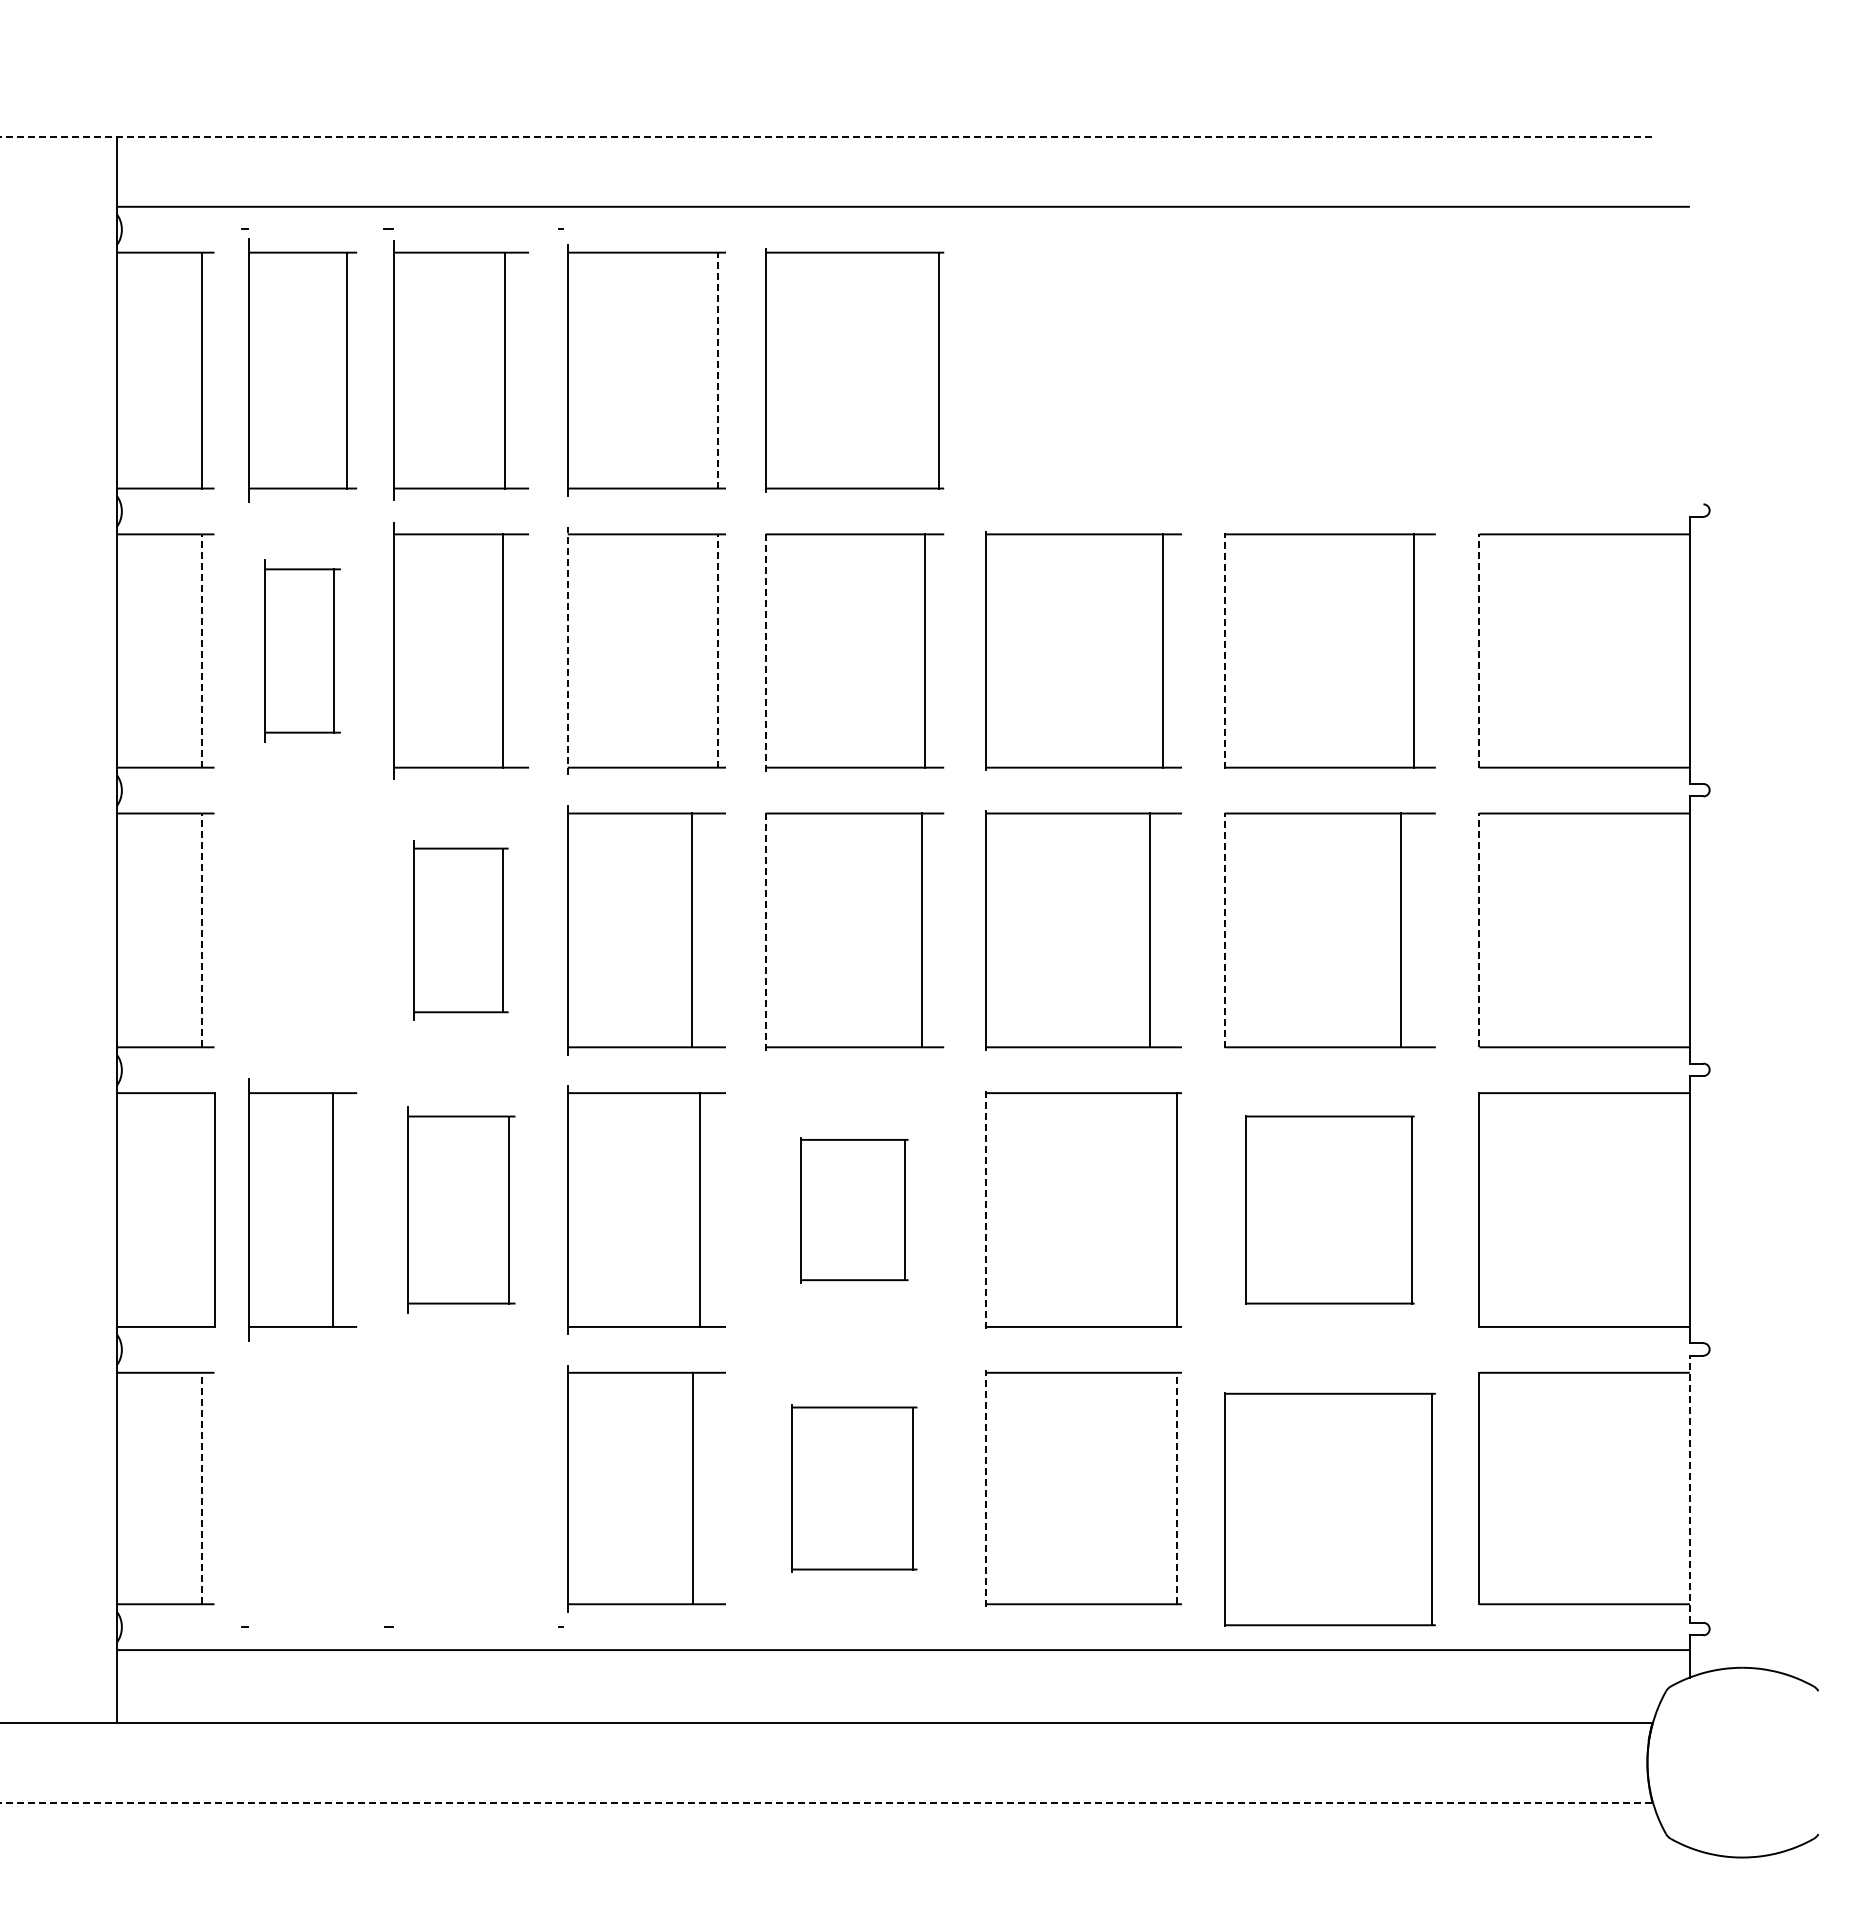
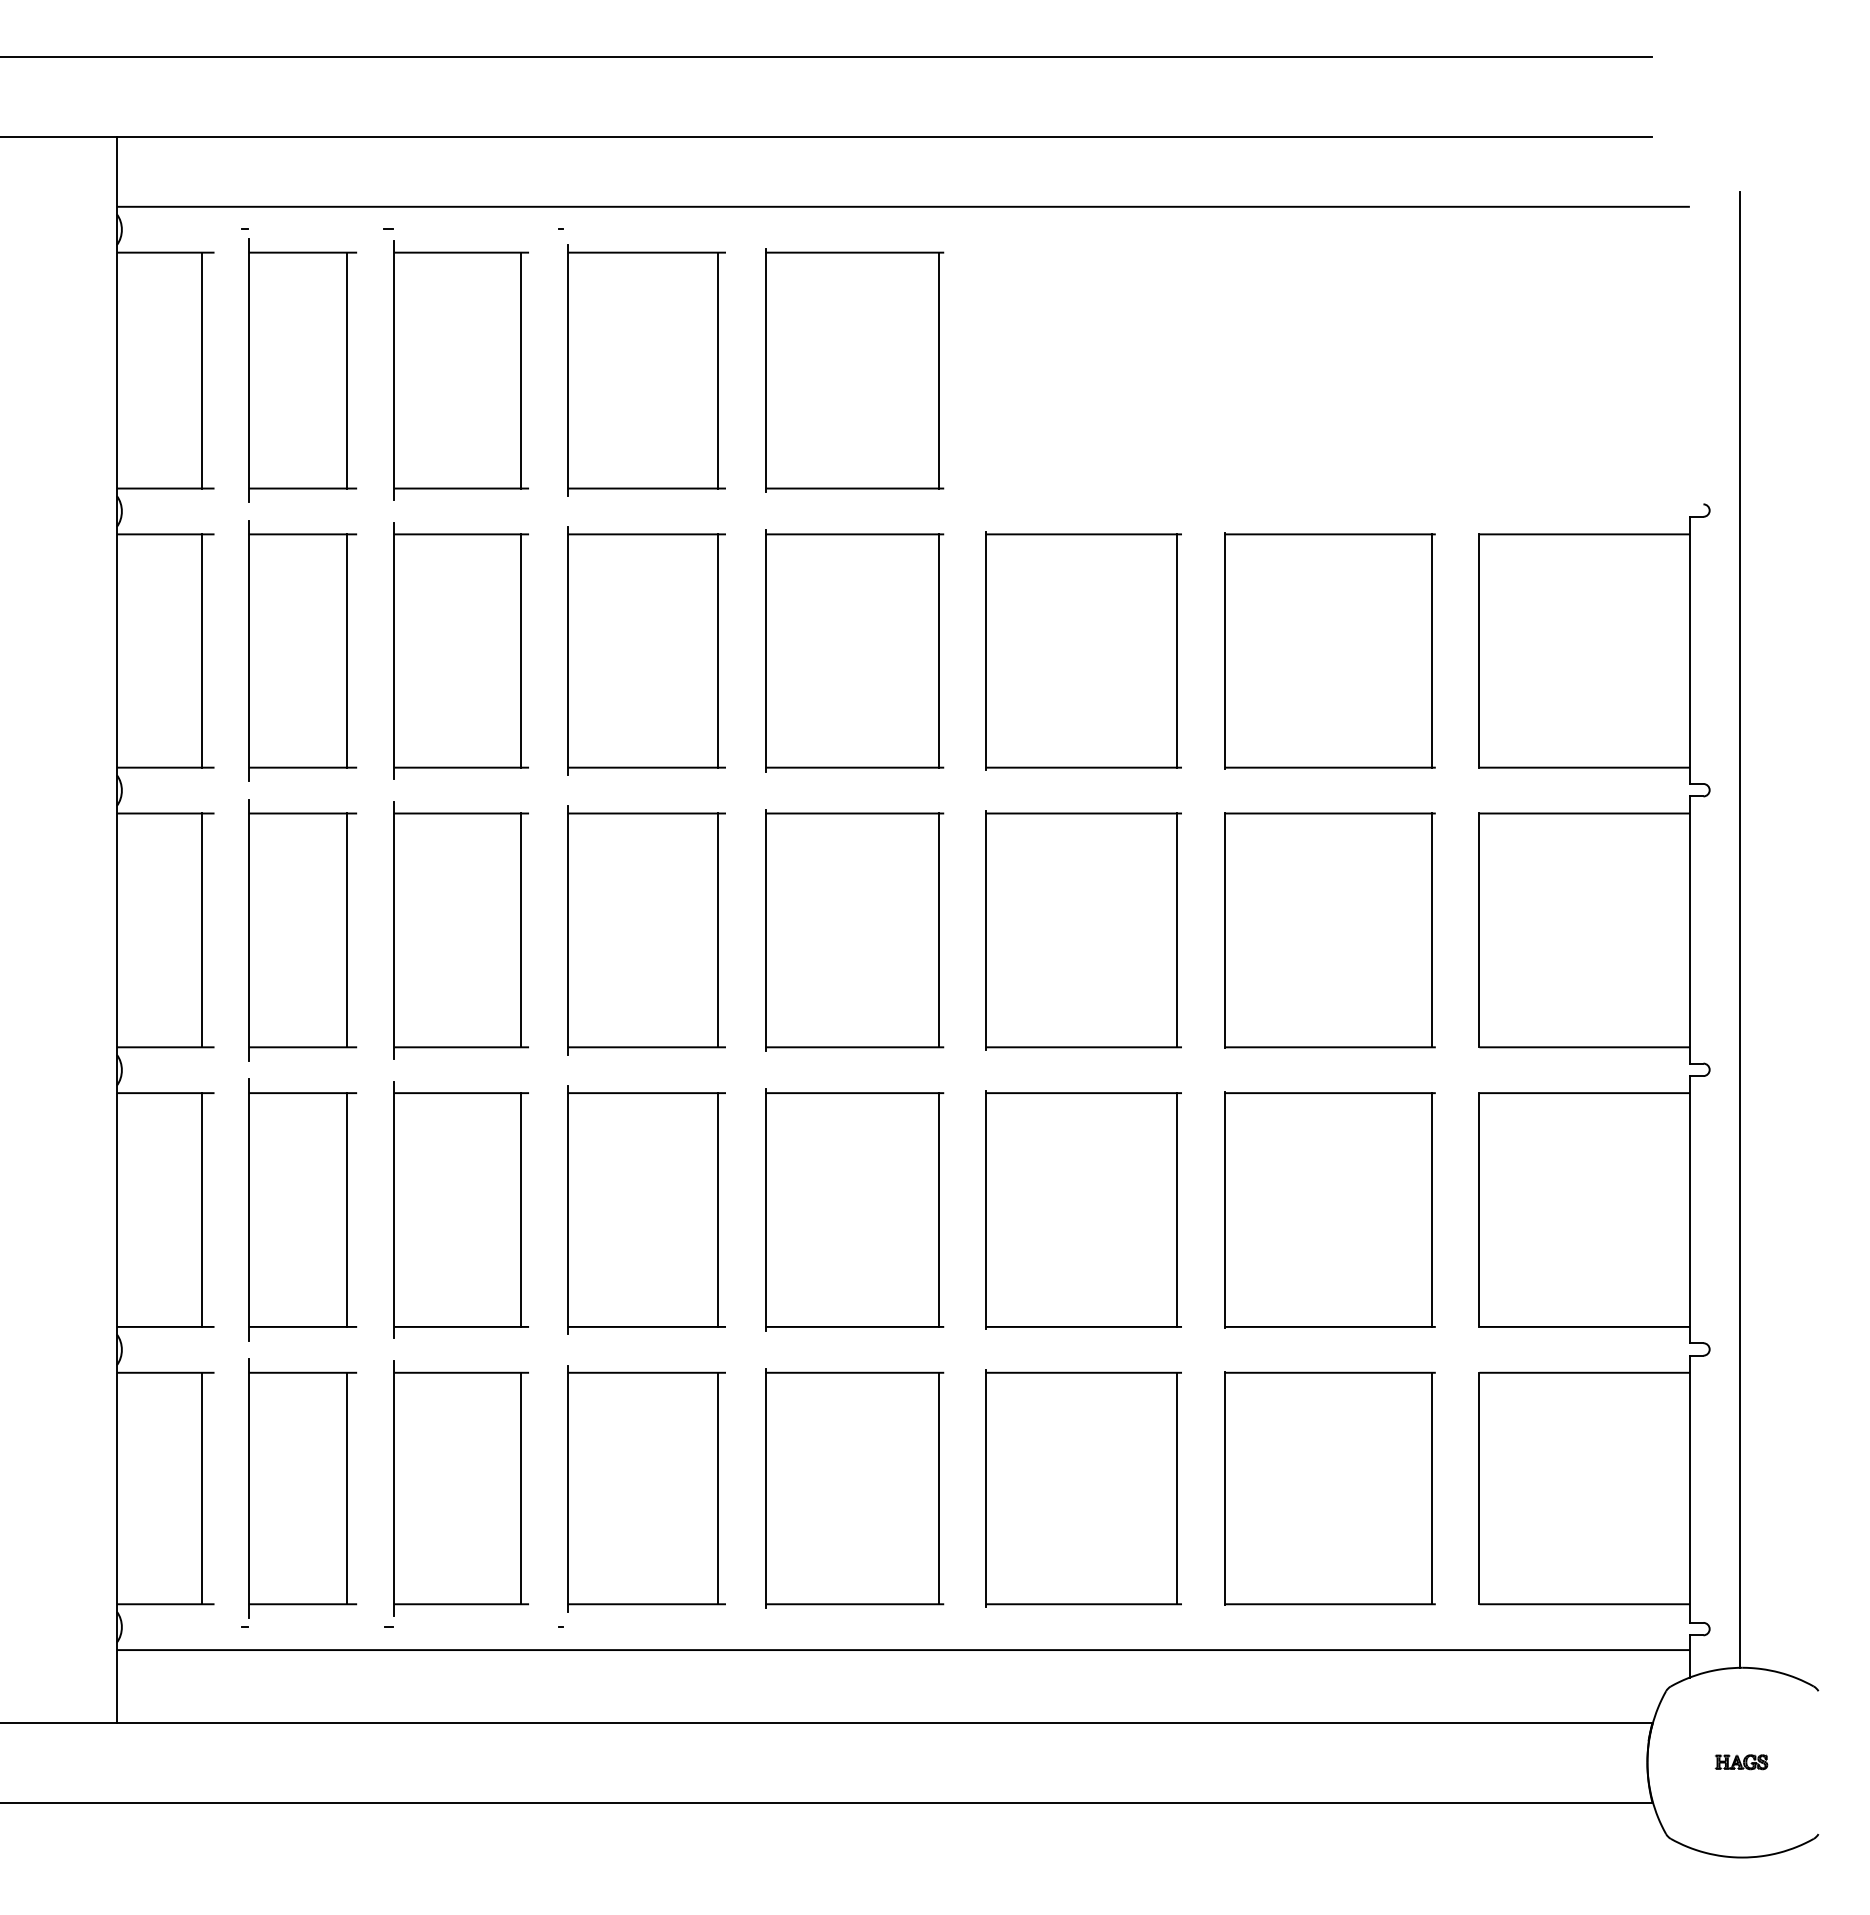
line: none -> present (827, 57)
line: dashed -> solid (826, 137)
line position: (504, 370) -> (520, 370) (520, 370)
line: dashed -> solid (718, 370)
part size: 77x184 px -> 110x262 px (302, 650)
line position: (502, 650) -> (520, 650) (520, 650)
line position: (924, 650) -> (938, 650) (938, 650)
line position: (1163, 650) -> (1177, 650) (1177, 650)
line position: (1414, 650) -> (1432, 650) (1432, 650)
line: dashed -> solid (201, 651)
line: dashed -> solid (567, 651)
line: dashed -> solid (718, 651)
line: dashed -> solid (765, 651)
line: dashed -> solid (1224, 651)
line: dashed -> solid (1479, 651)
line: dashed -> solid (1479, 929)
line: none -> present (1739, 929)
line: dashed -> solid (201, 930)
part: none -> present (302, 930)
part size: 96x181 px -> 136x259 px (460, 930)
line position: (692, 930) -> (718, 930) (718, 930)
line: dashed -> solid (765, 930)
line position: (921, 930) -> (938, 930) (938, 930)
line position: (1150, 930) -> (1177, 930) (1177, 930)
line: dashed -> solid (1224, 930)
line position: (1401, 930) -> (1432, 930) (1432, 930)
line position: (214, 1209) -> (201, 1209) (201, 1209)
line position: (333, 1209) -> (347, 1209) (347, 1209)
part size: 109x208 px -> 136x258 px (460, 1209)
line position: (700, 1209) -> (718, 1209) (718, 1209)
line: dashed -> solid (985, 1209)
part size: 170x190 px -> 212x238 px (1329, 1209)
part size: 109x147 px -> 180x244 px (854, 1209)
line: dashed -> solid (201, 1488)
part: none -> present (302, 1488)
part: none -> present (460, 1488)
line position: (693, 1488) -> (718, 1488) (718, 1488)
part size: 127x169 px -> 180x241 px (854, 1488)
line: dashed -> solid (985, 1488)
line: dashed -> solid (1177, 1488)
line: dashed -> solid (1689, 1489)
part position: (1329, 1509) -> (1329, 1488) (1329, 1488)
part: none -> present (1741, 1762)
line: dashed -> solid (826, 1802)
